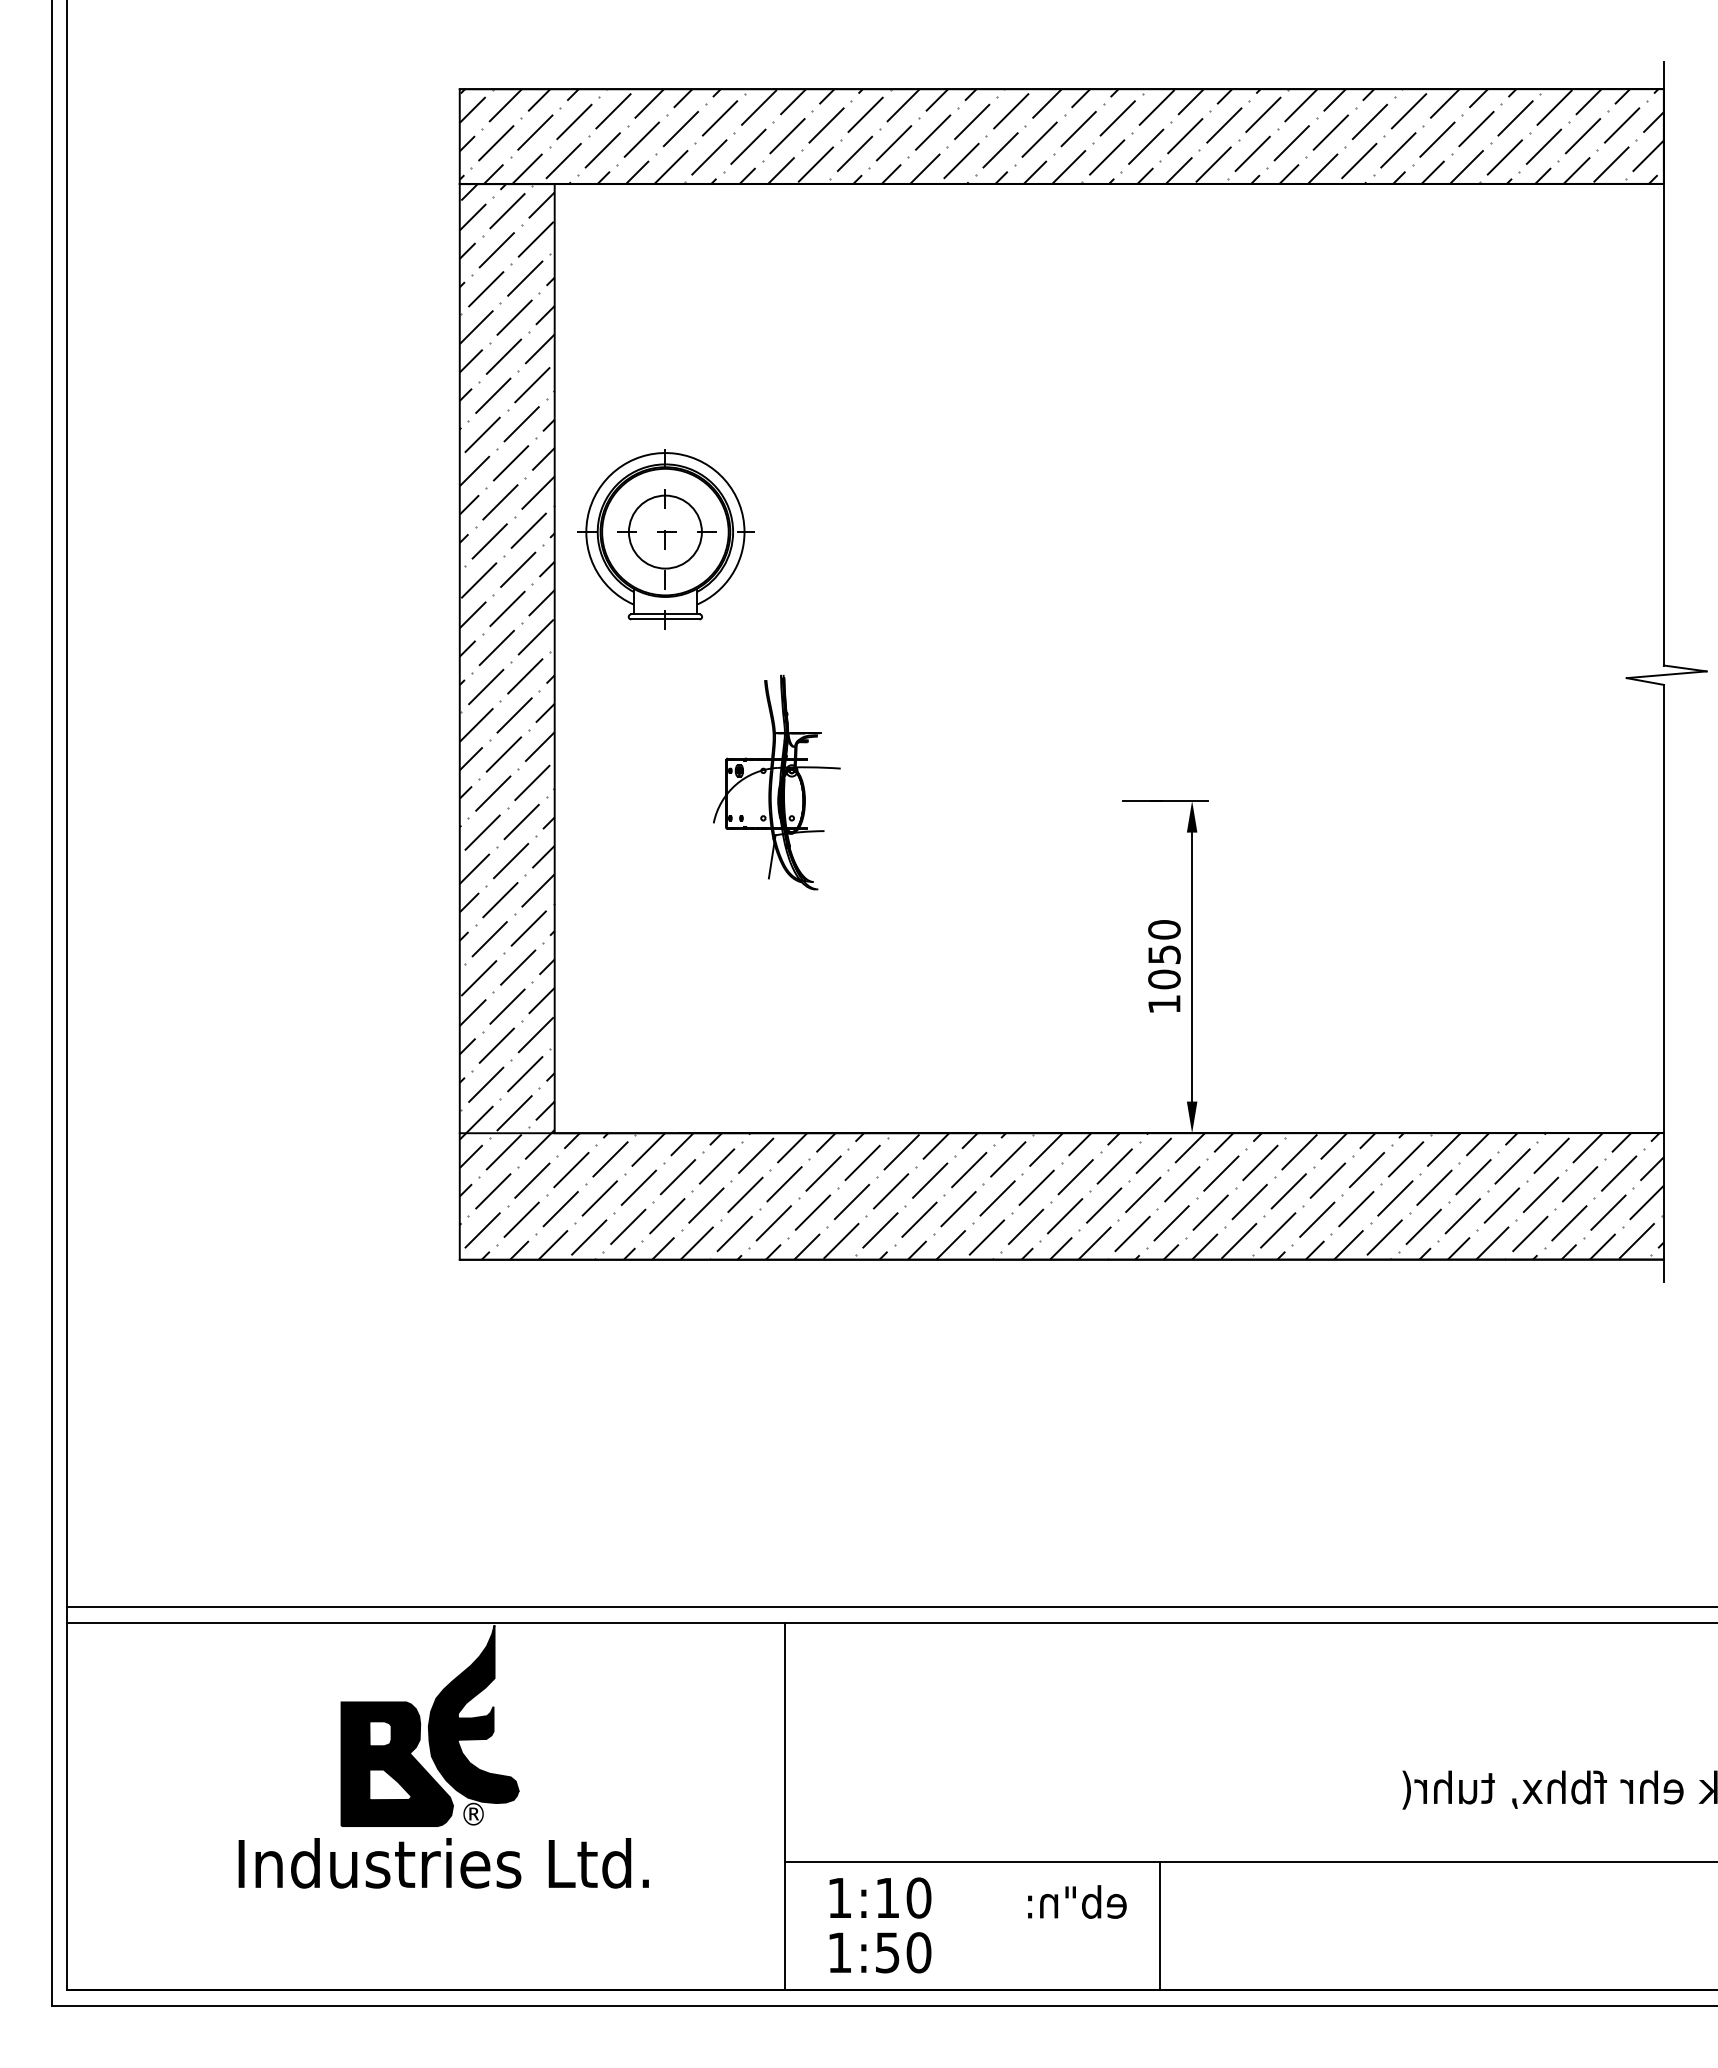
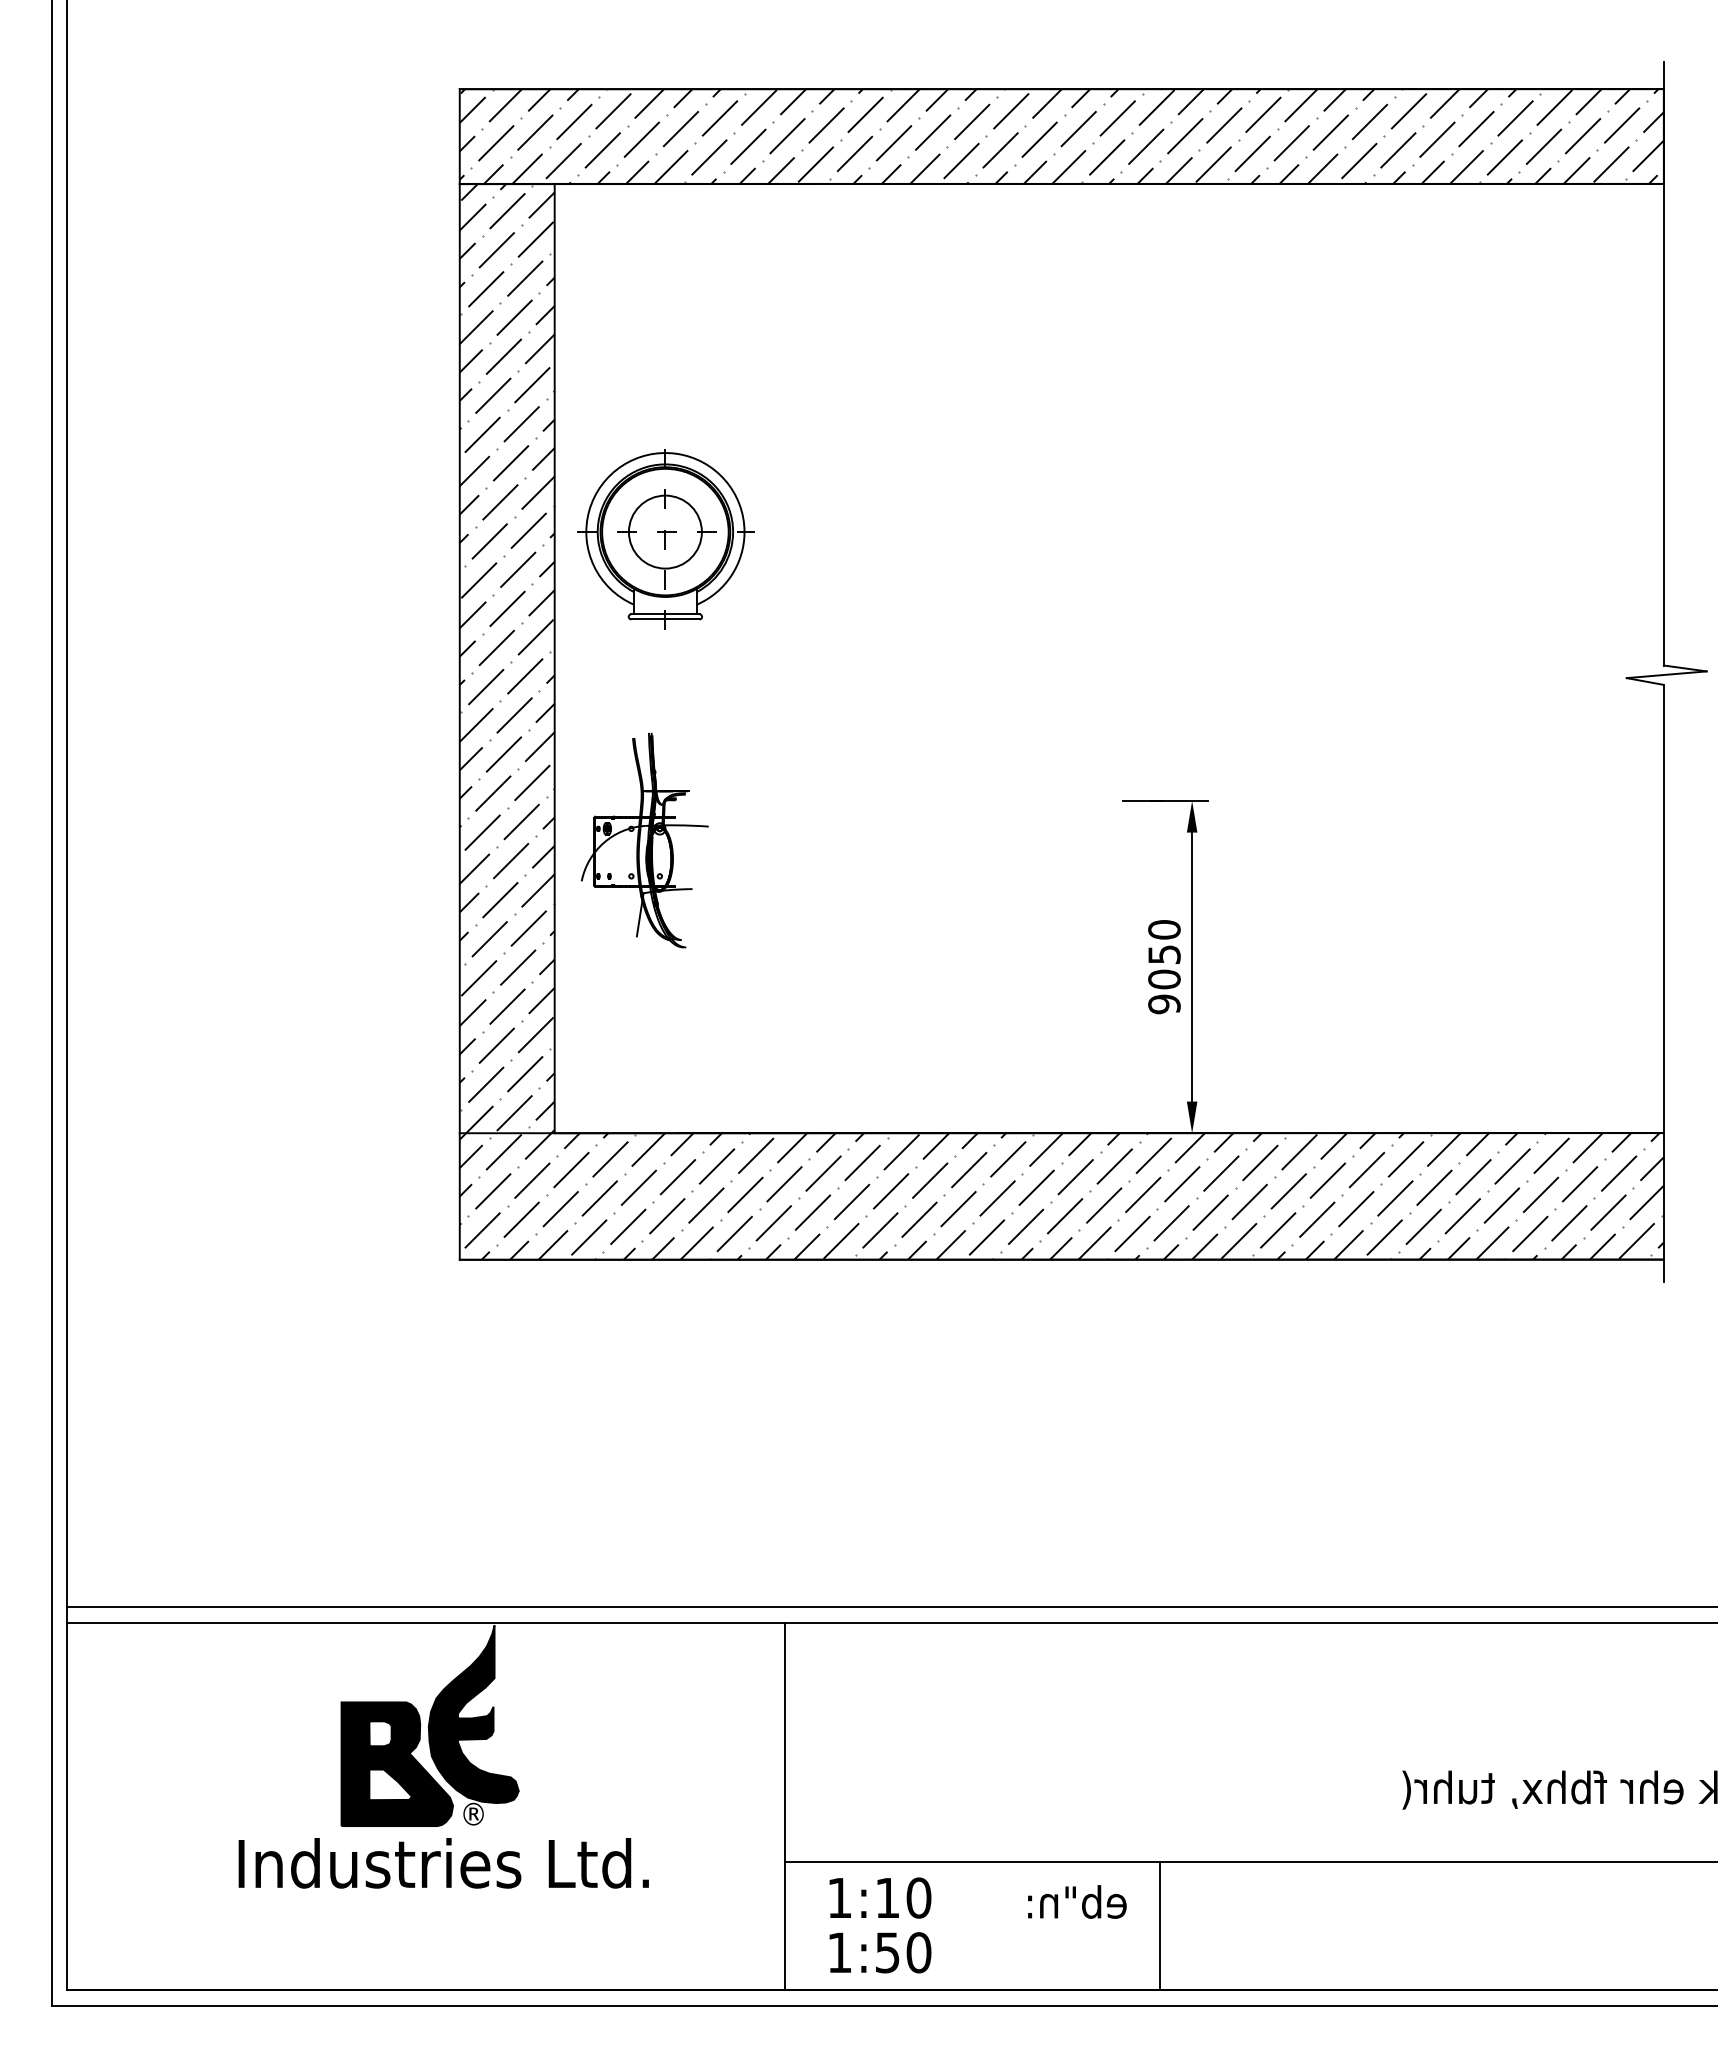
part position: (776, 782) -> (644, 840) (644, 840)
text: 1050 -> 9050 (1164, 1004)
